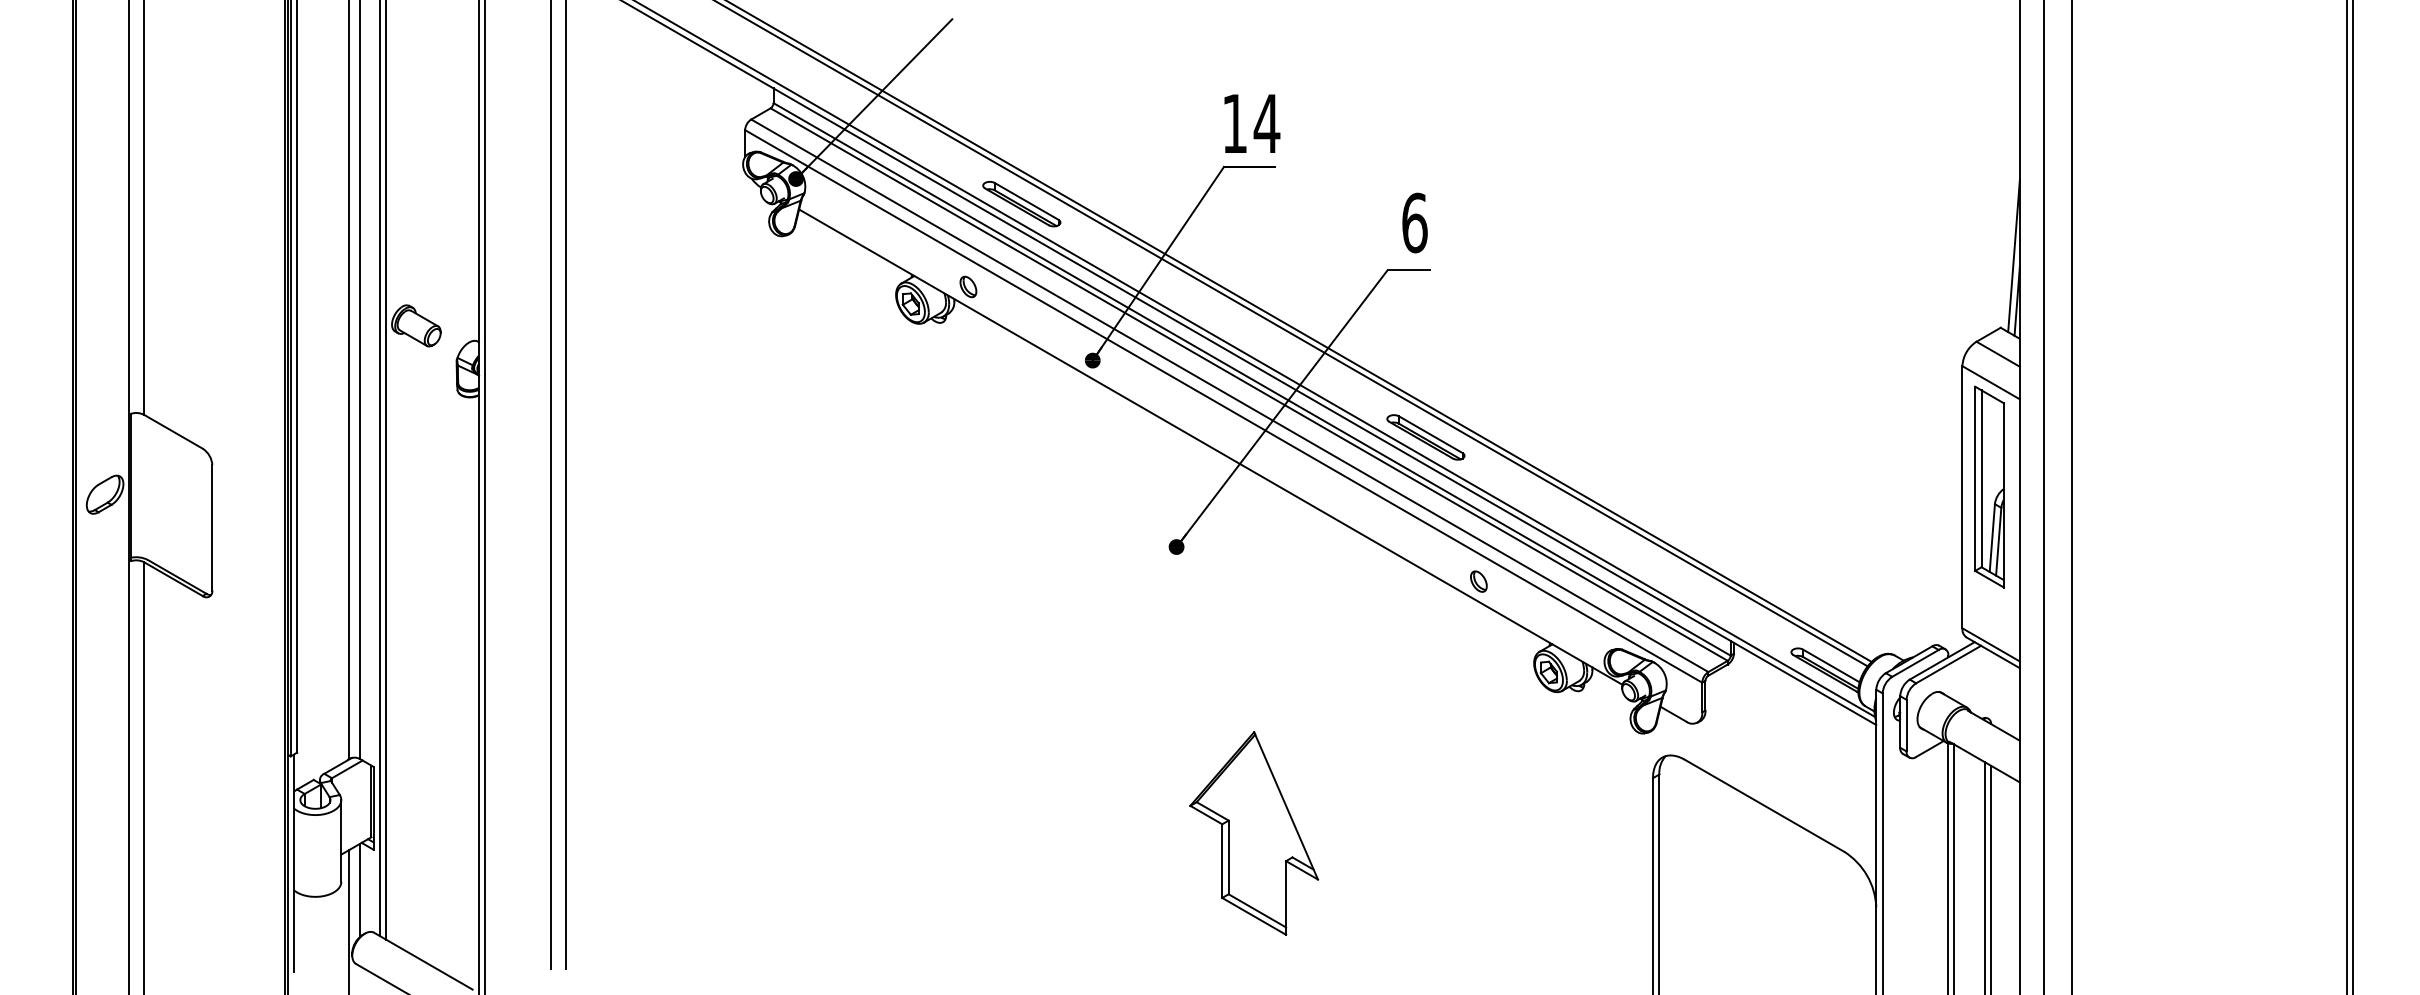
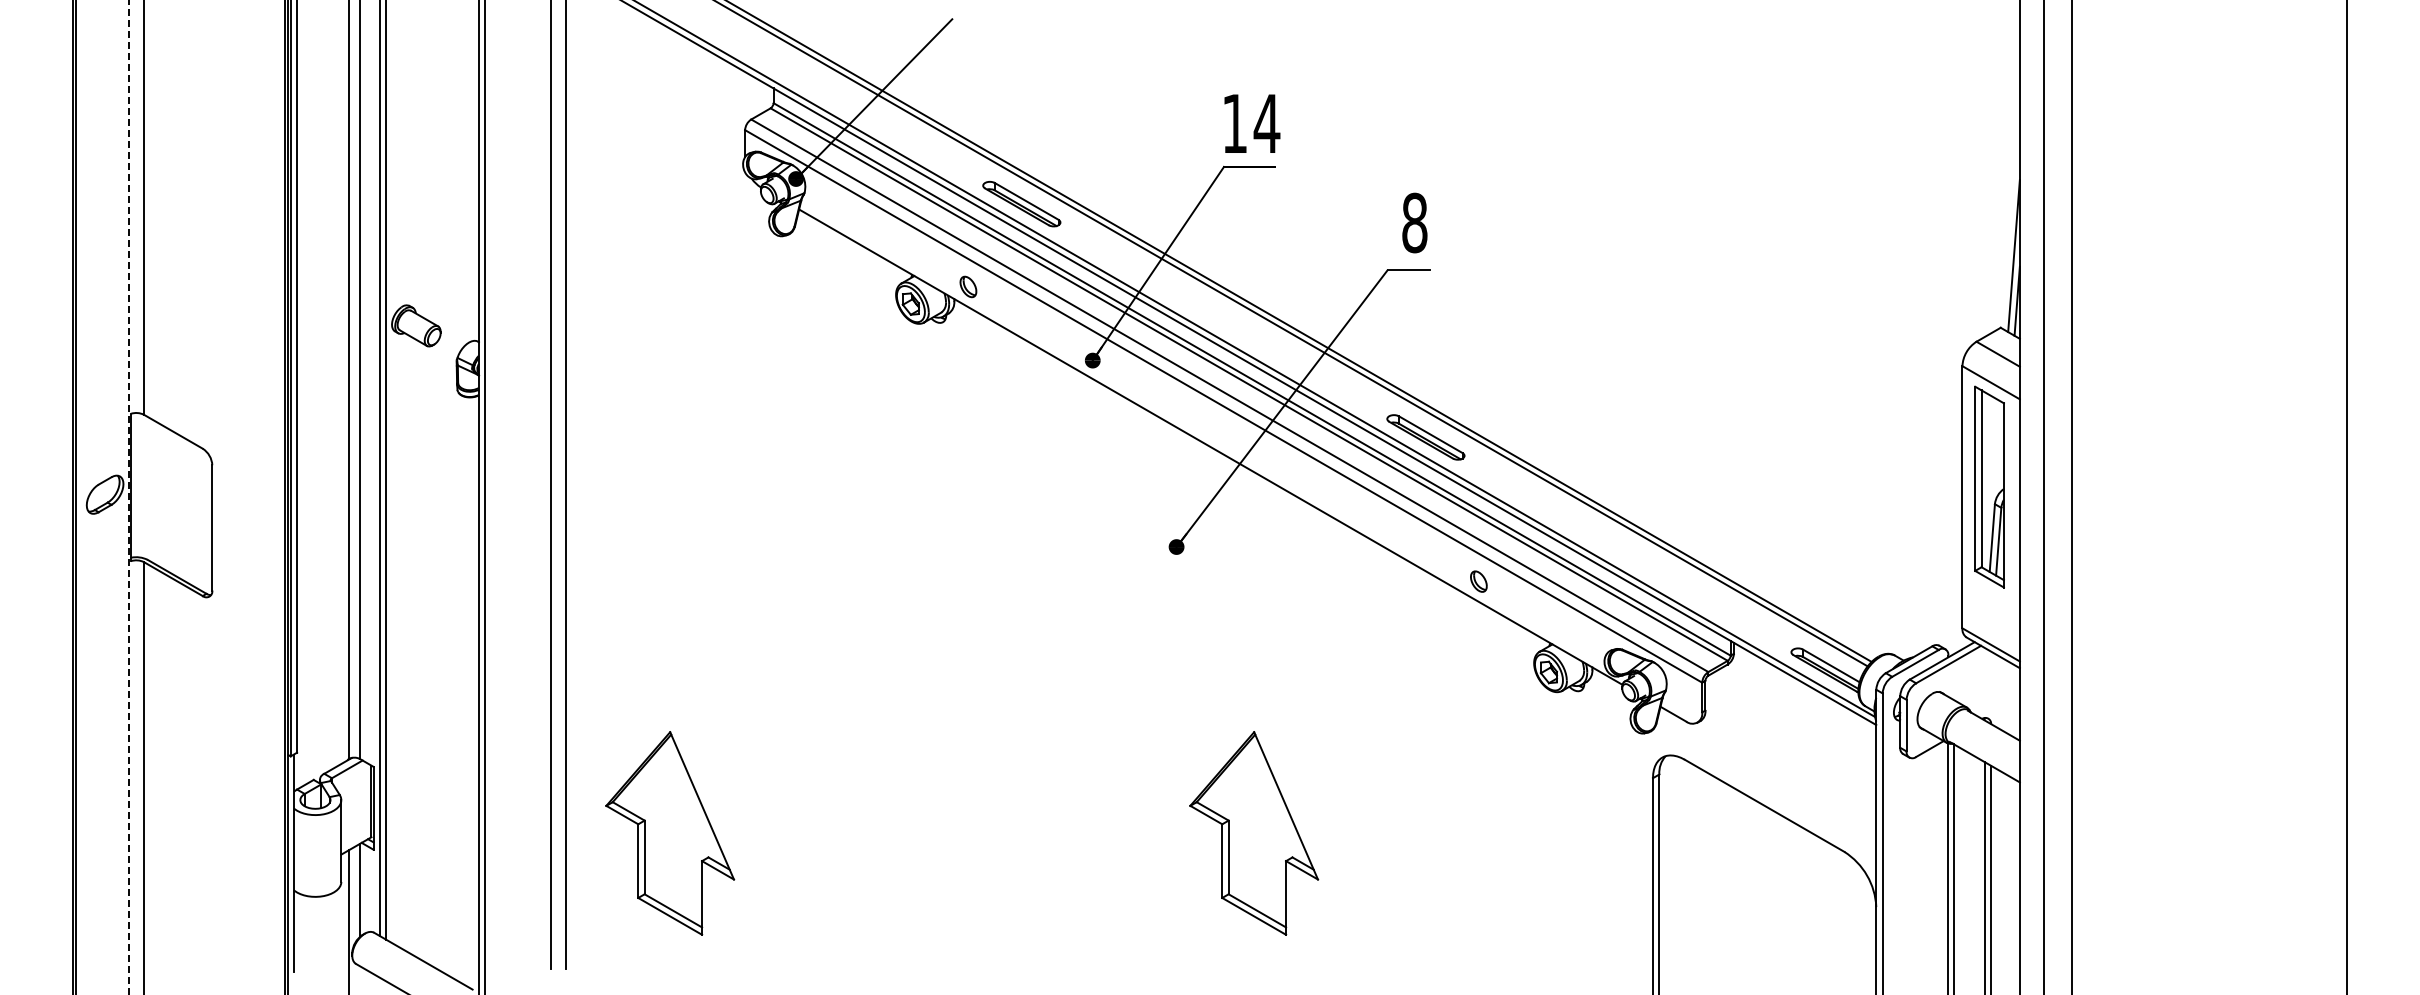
text: 6 -> 8 (1414, 222)
line: present -> none (2353, 496)
line: solid -> dashed (128, 497)
part: none -> present (670, 833)
